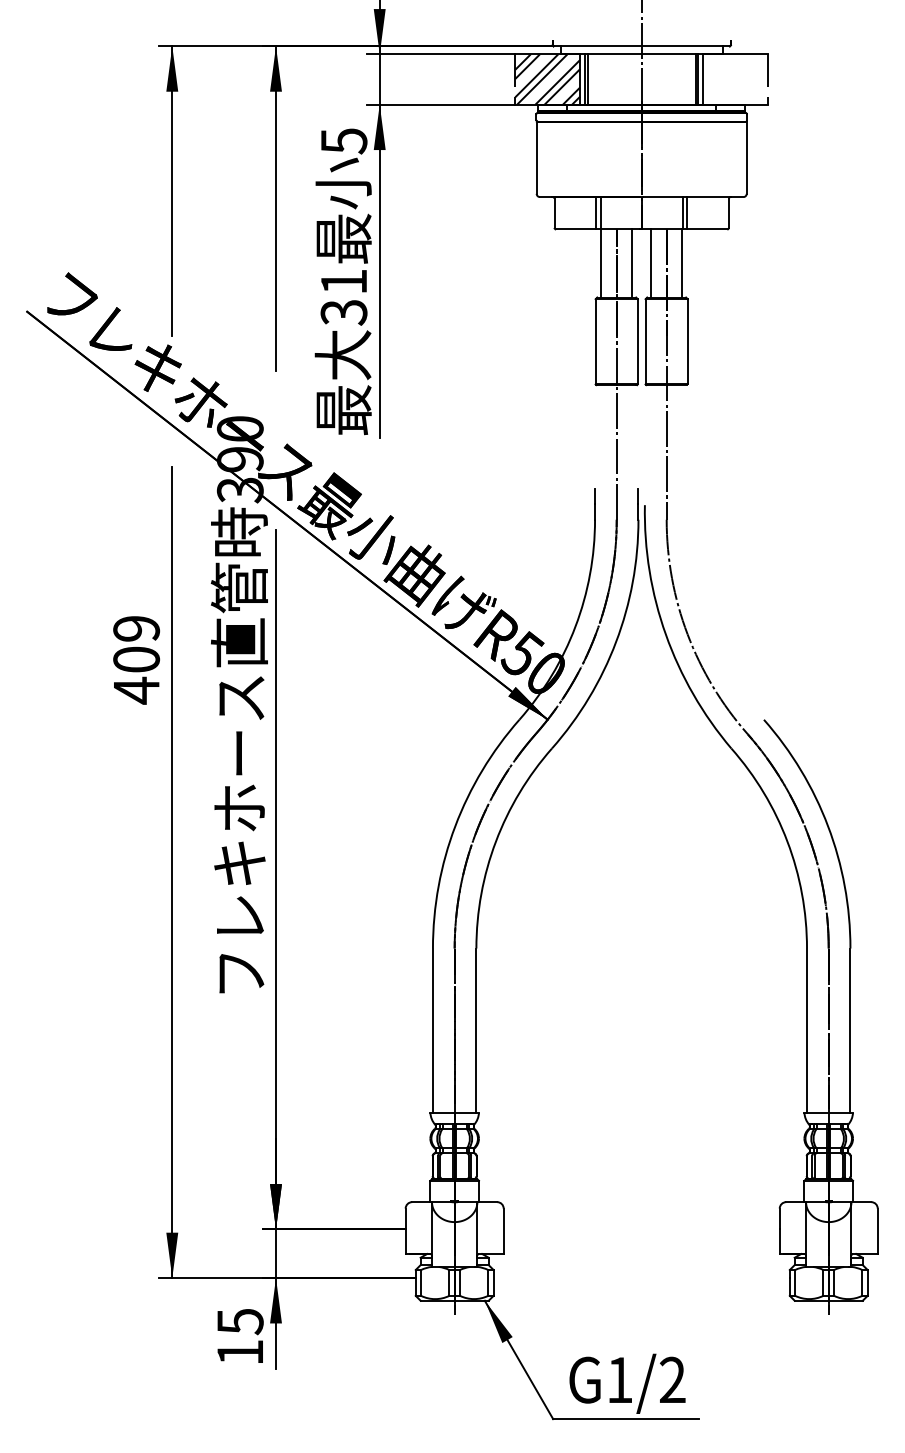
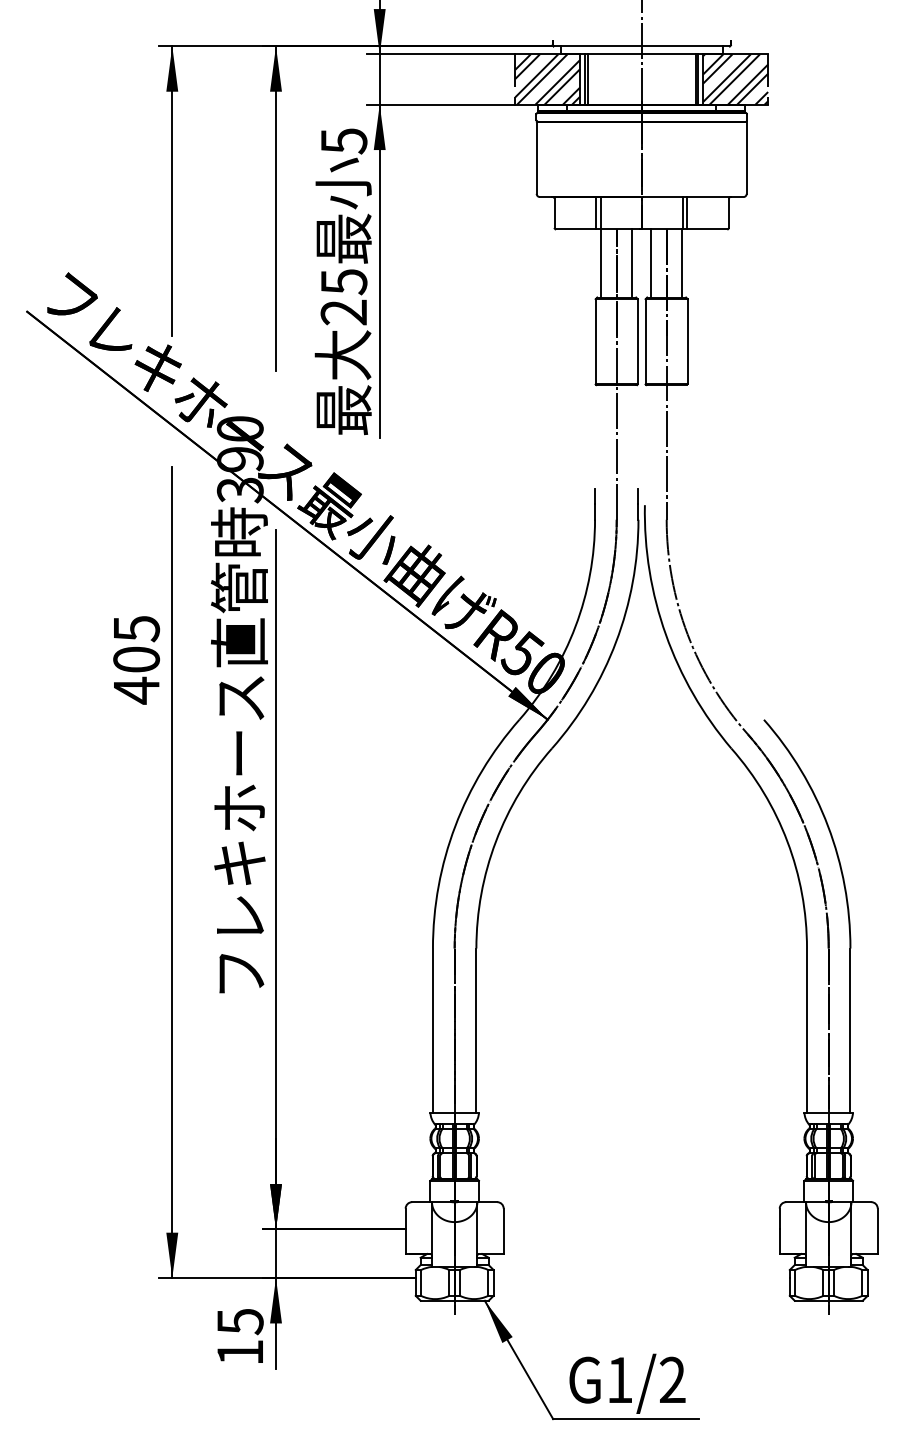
hatch: none -> present (735, 79)
text: 31 -> 25 (344, 297)
text: 409 -> 405 (136, 629)
